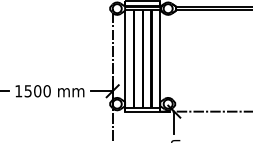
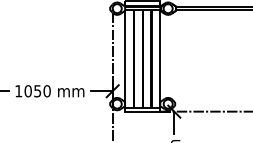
text: 1500 -> 1050 (32, 91)
